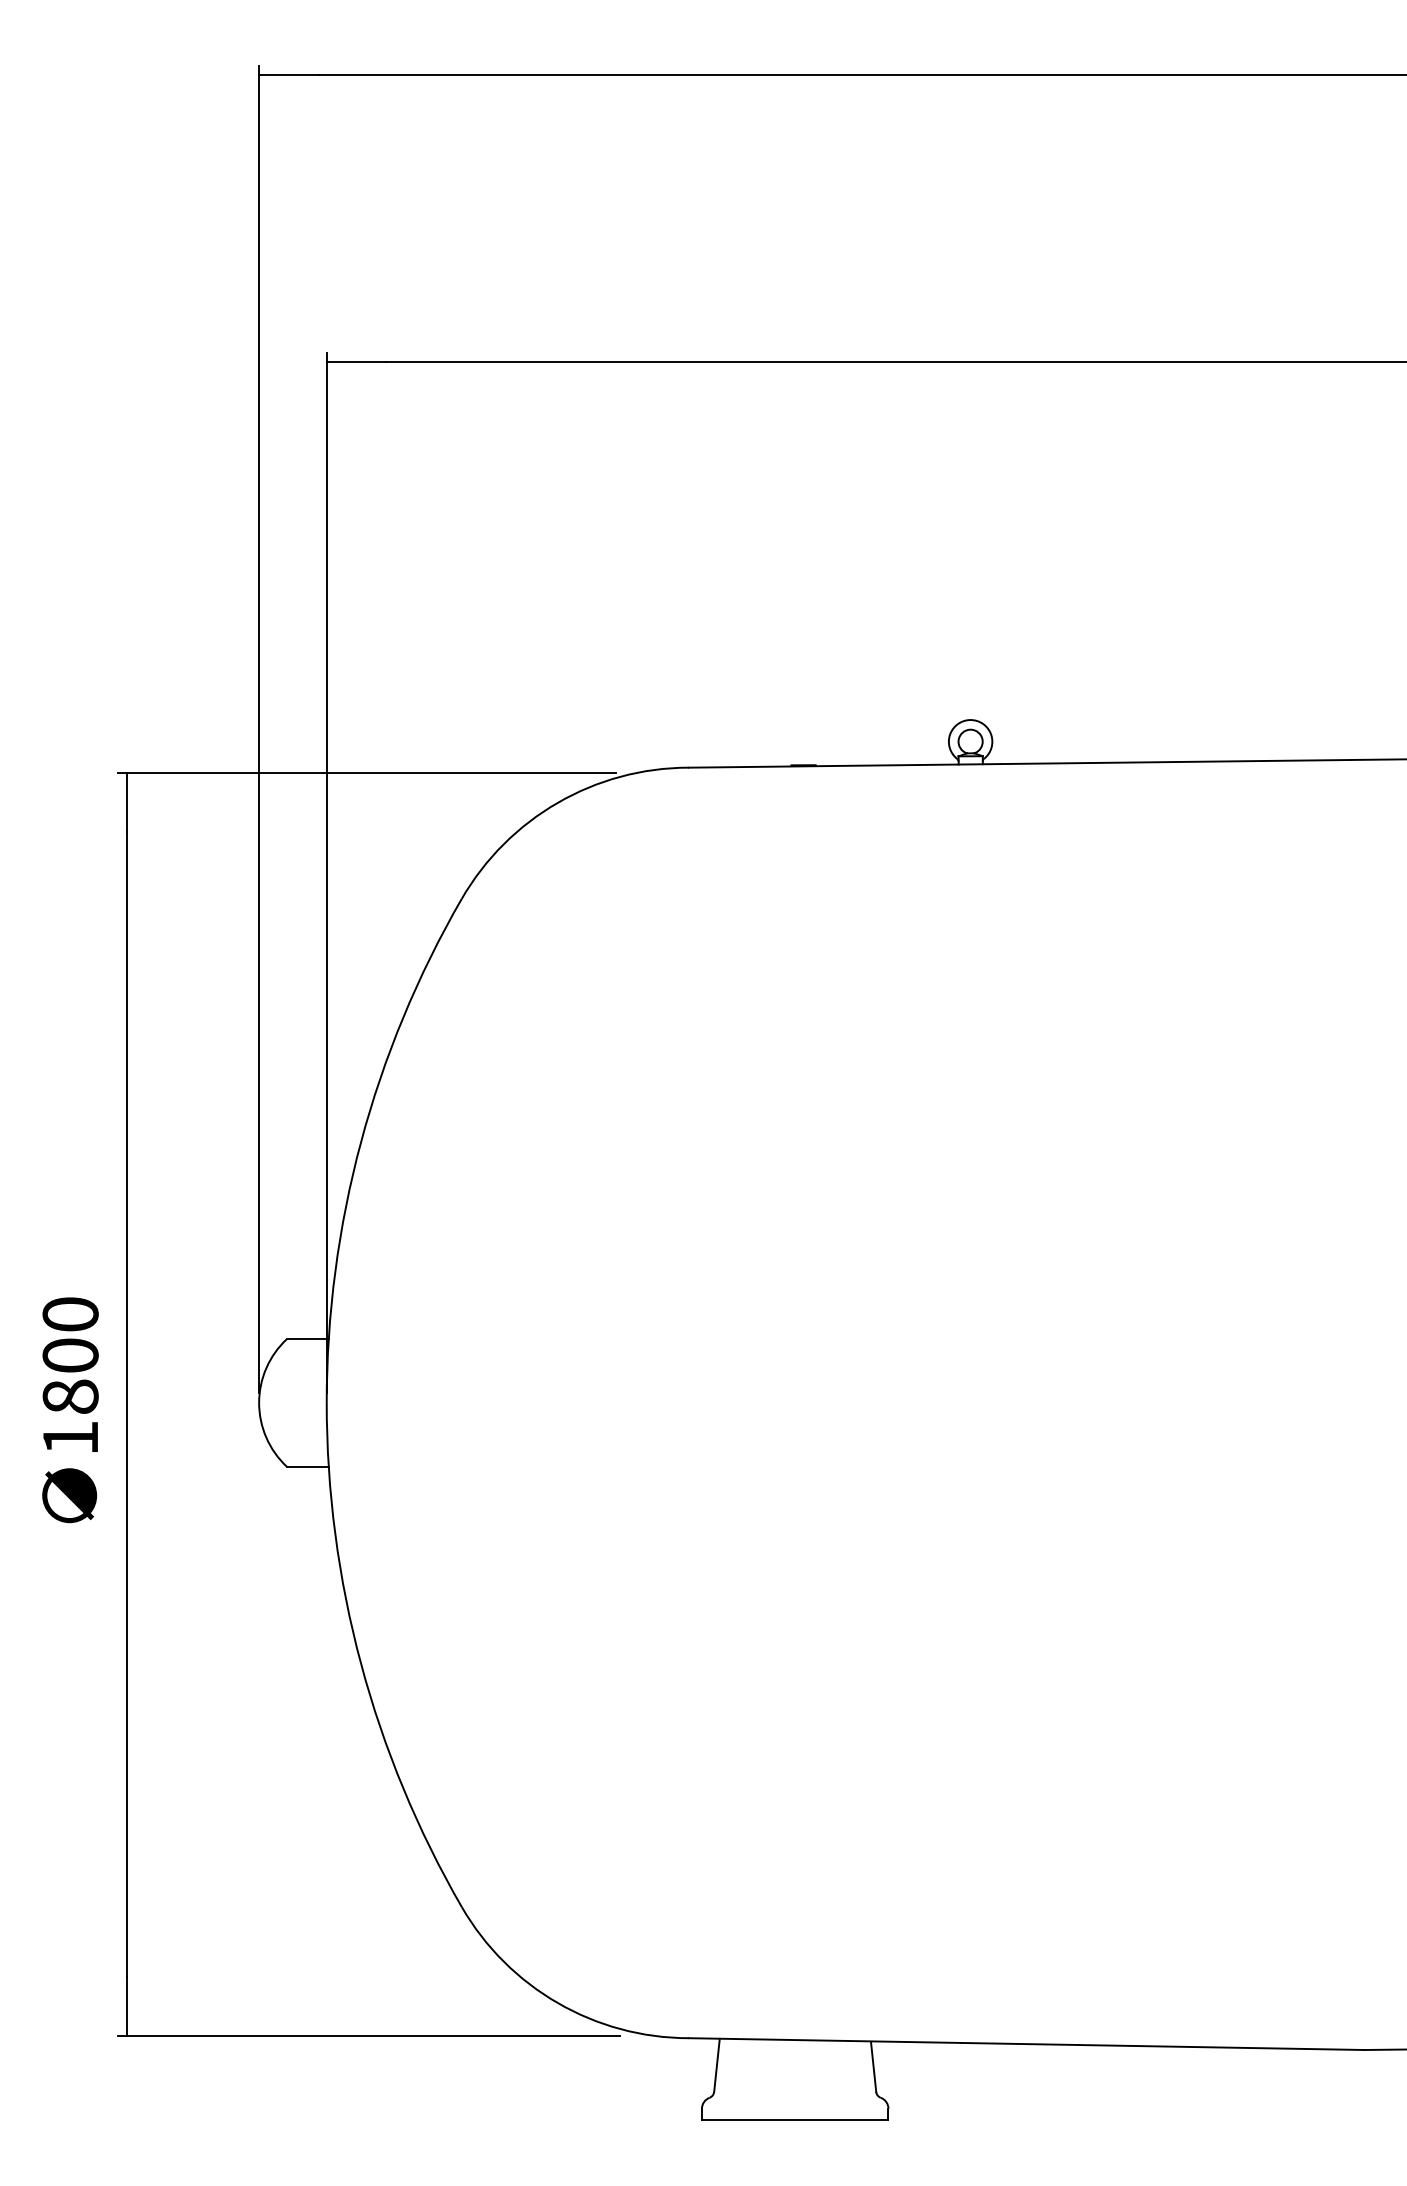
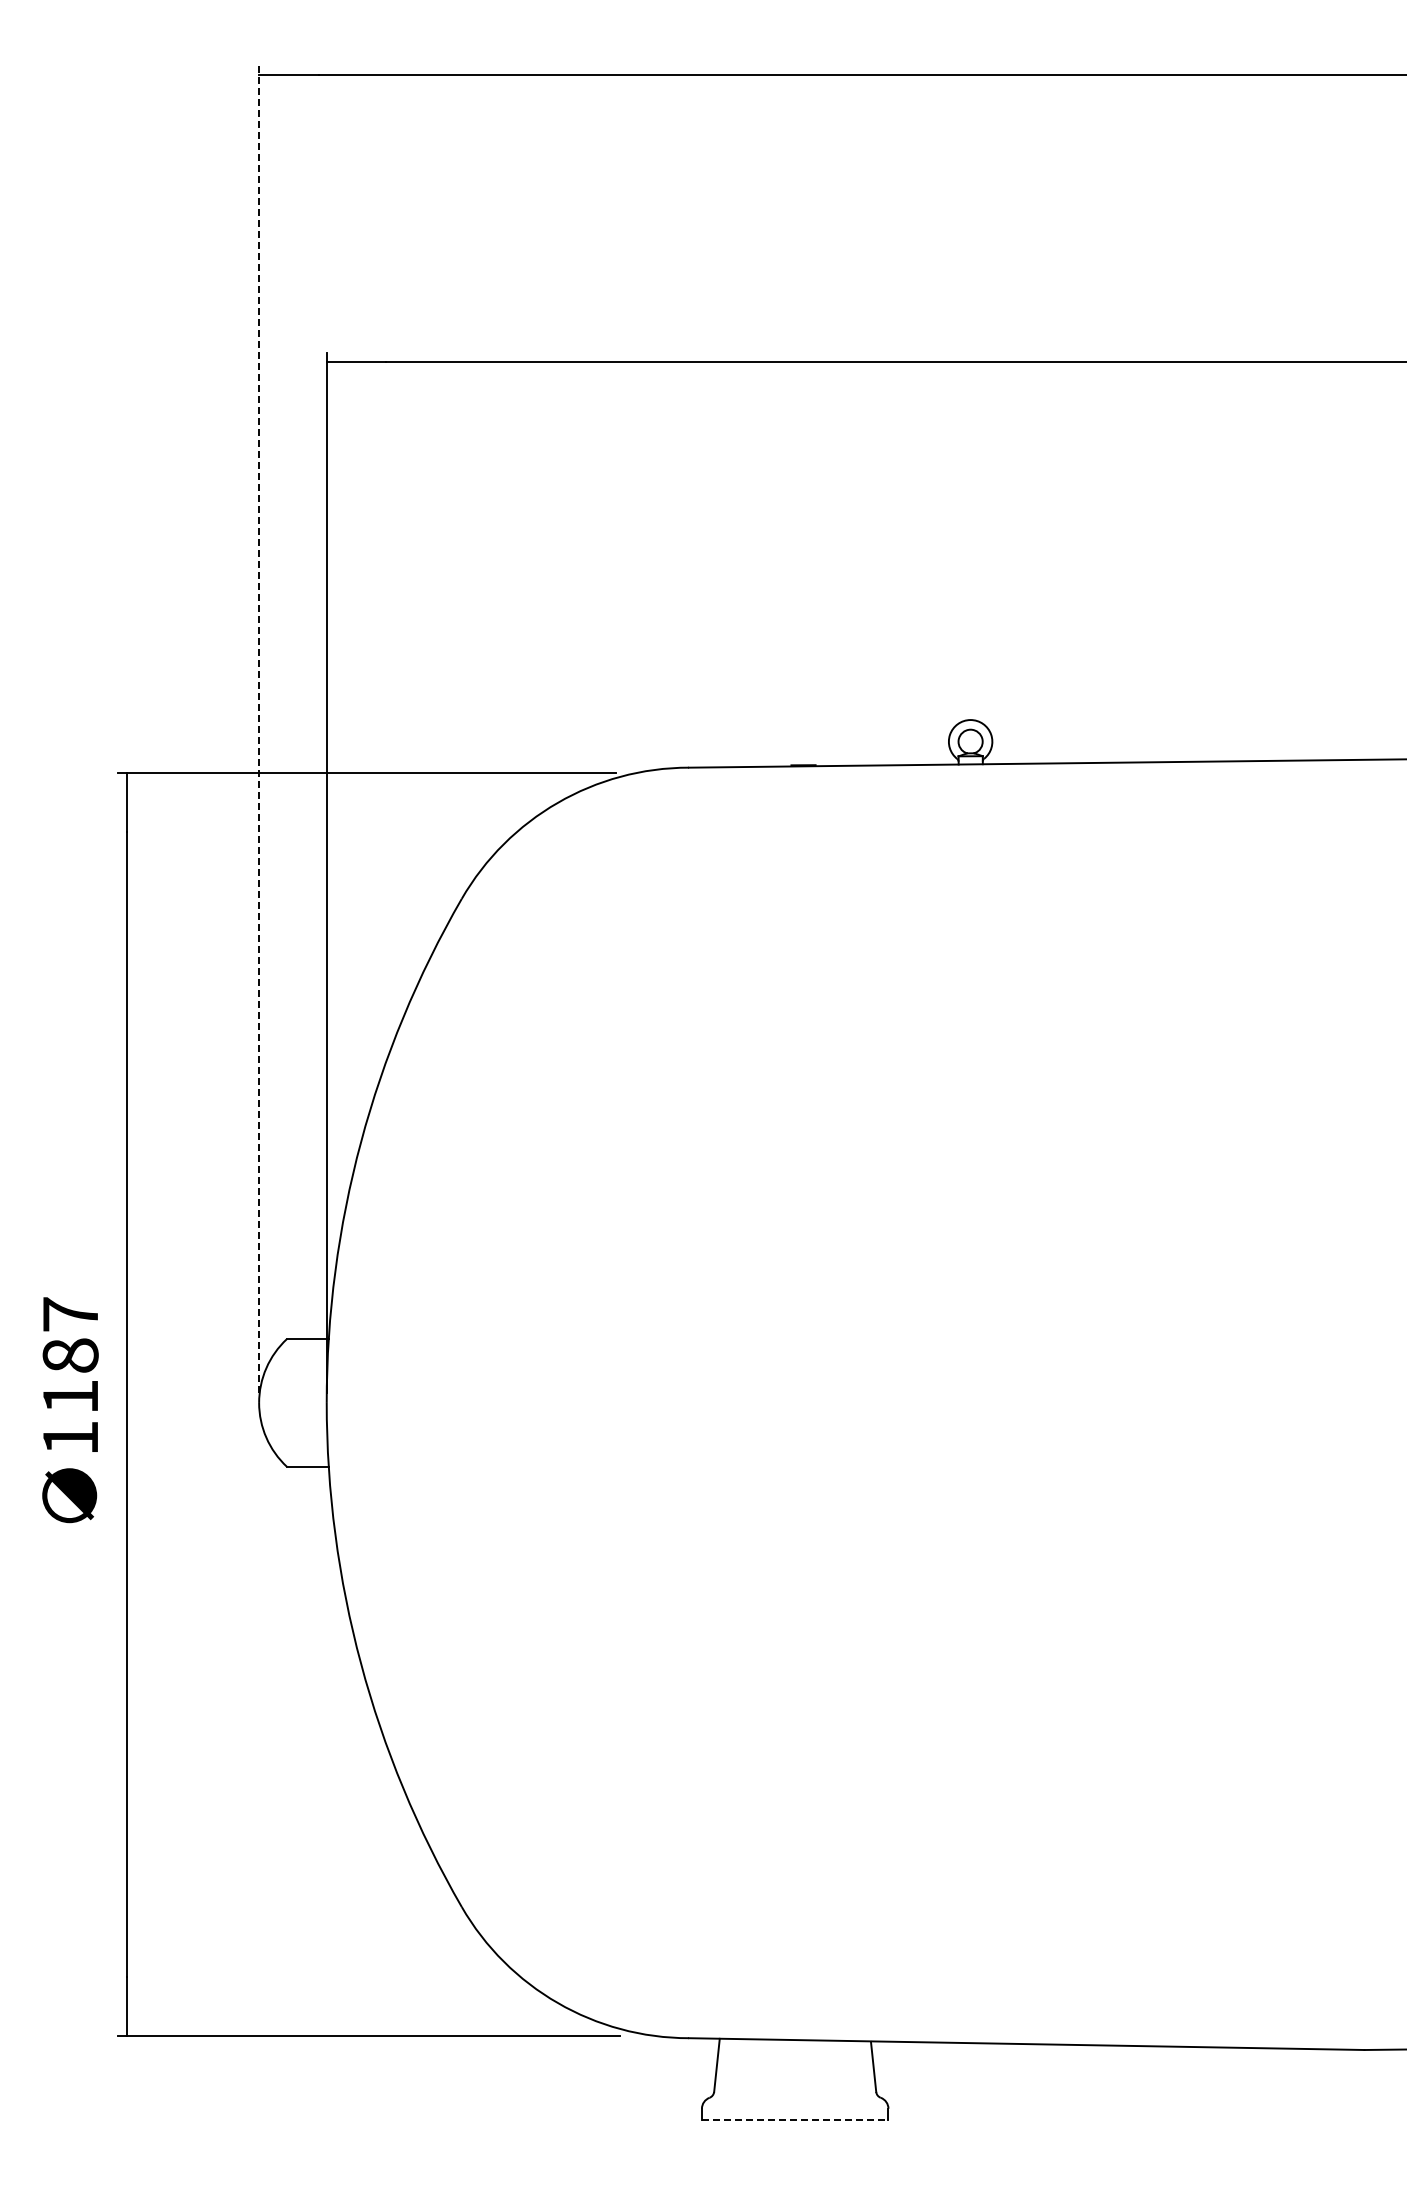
line: solid -> dashed (259, 729)
text: 1800 -> 1187 (70, 1355)
line: solid -> dashed (795, 2120)
